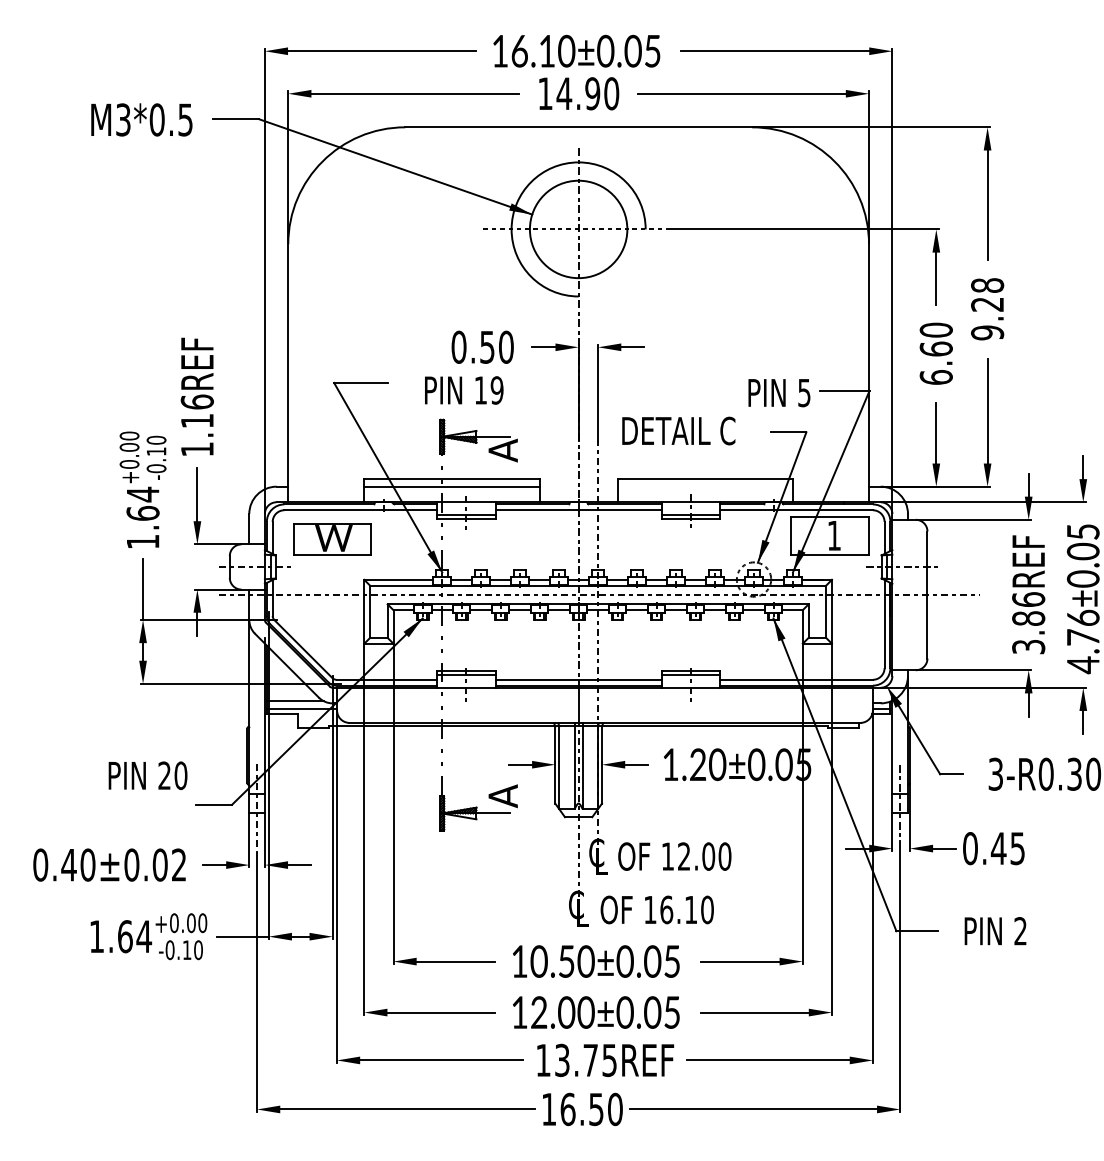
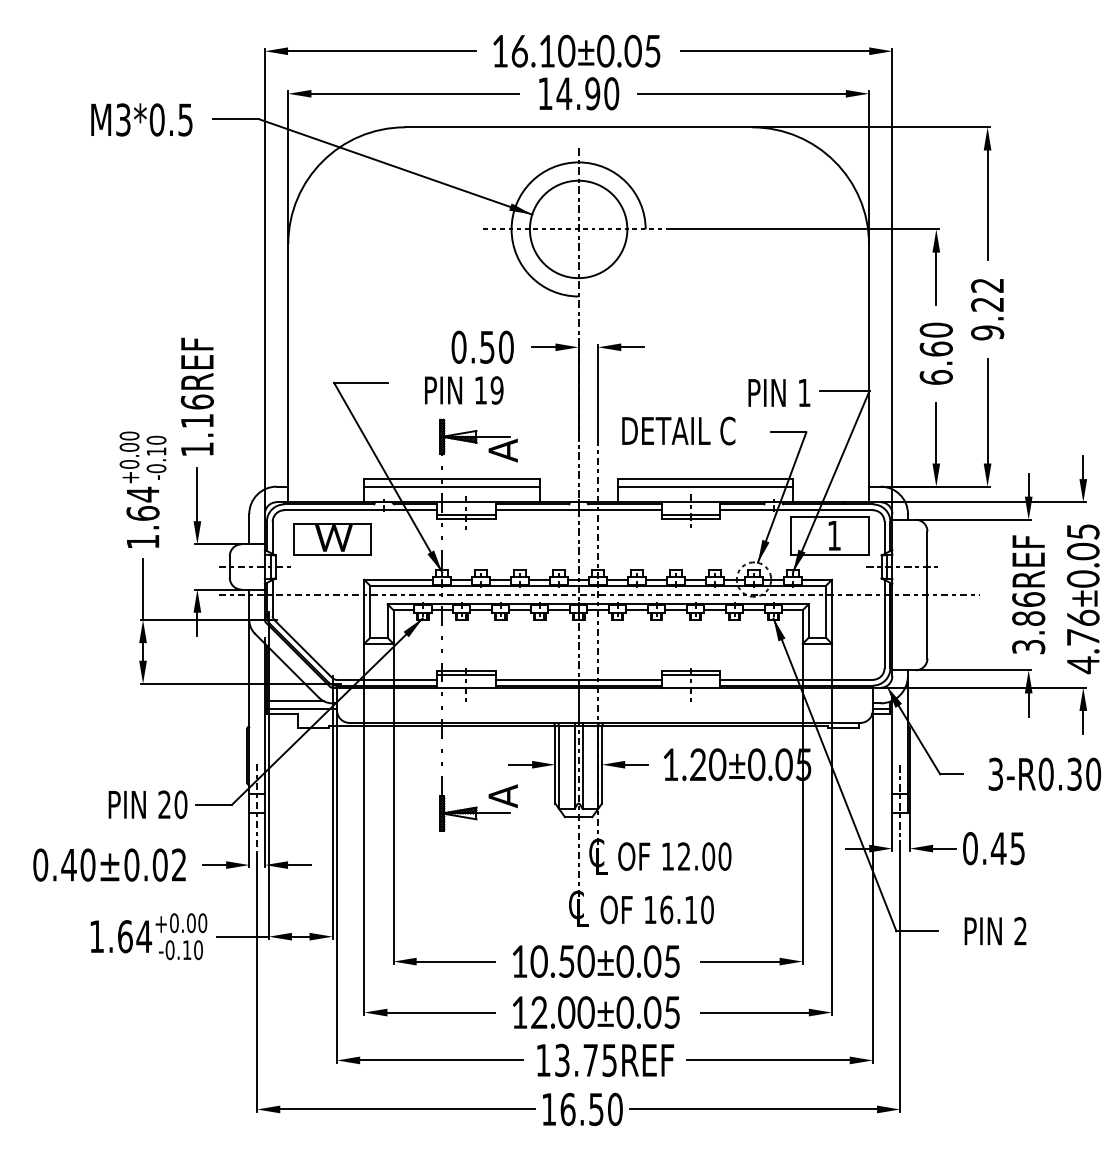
text: 9.28 -> 9.22 (987, 285)
text: 5 -> 1 (804, 393)
line: none -> present (705, 486)
text position: (147, 775) -> (147, 804) (147, 804)
